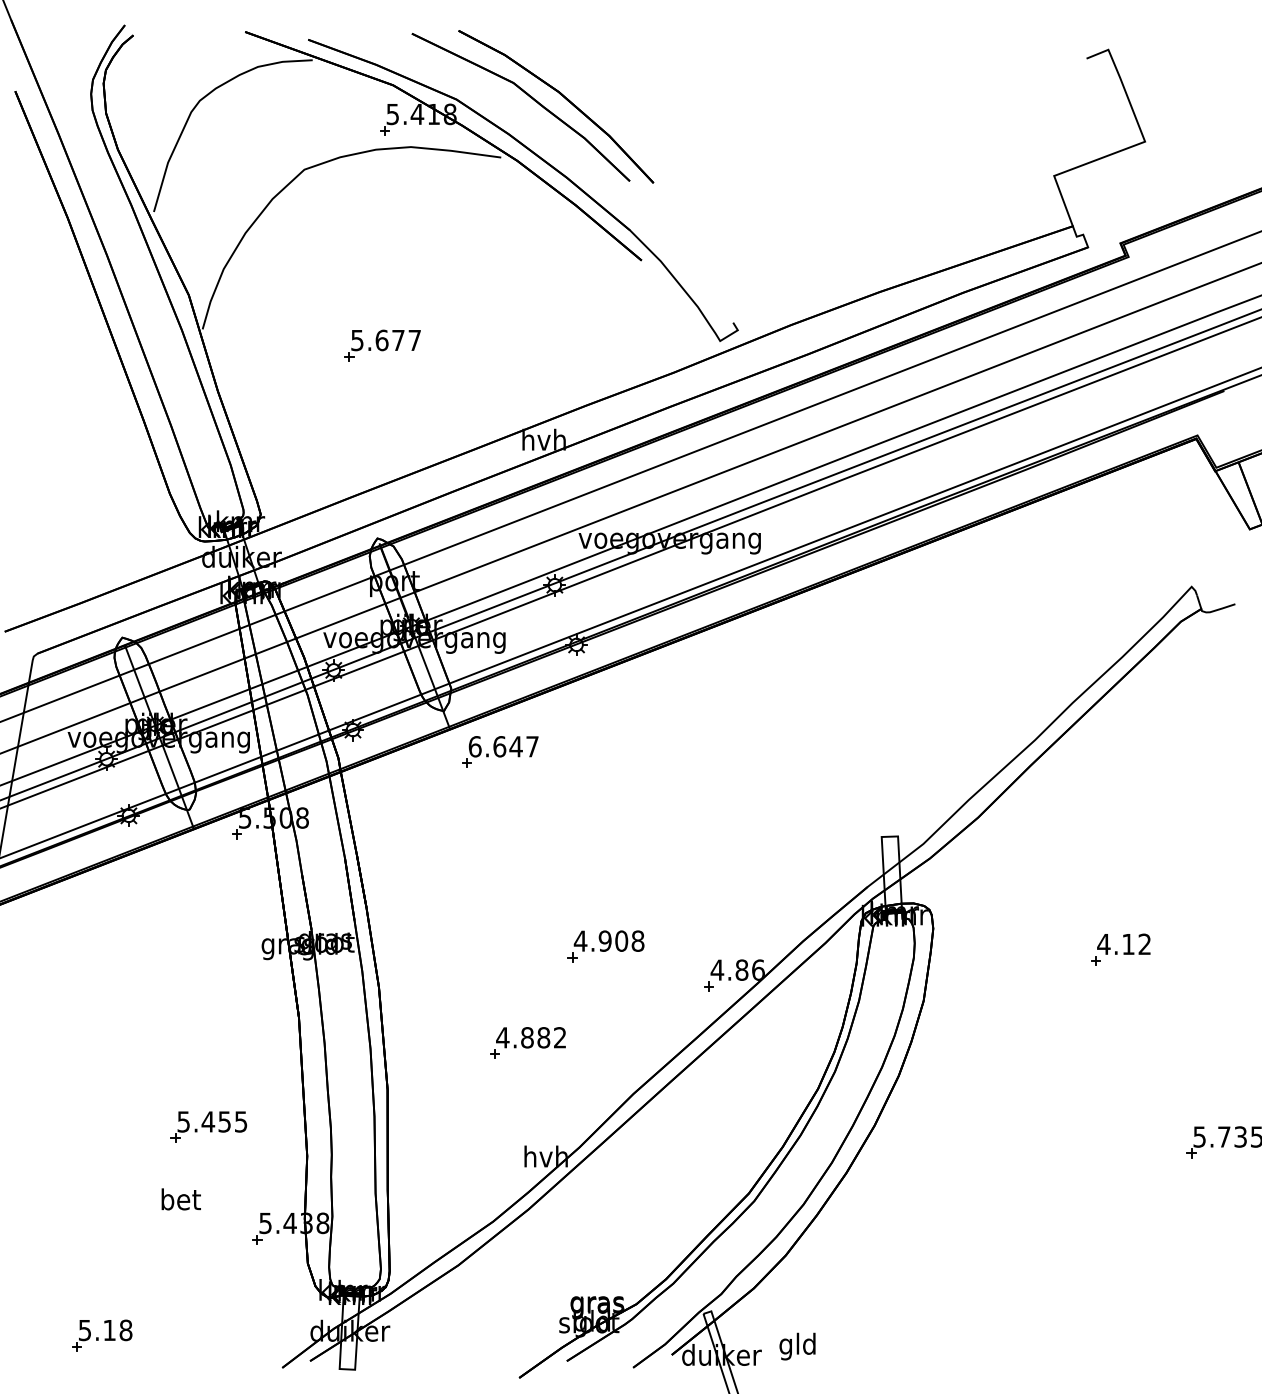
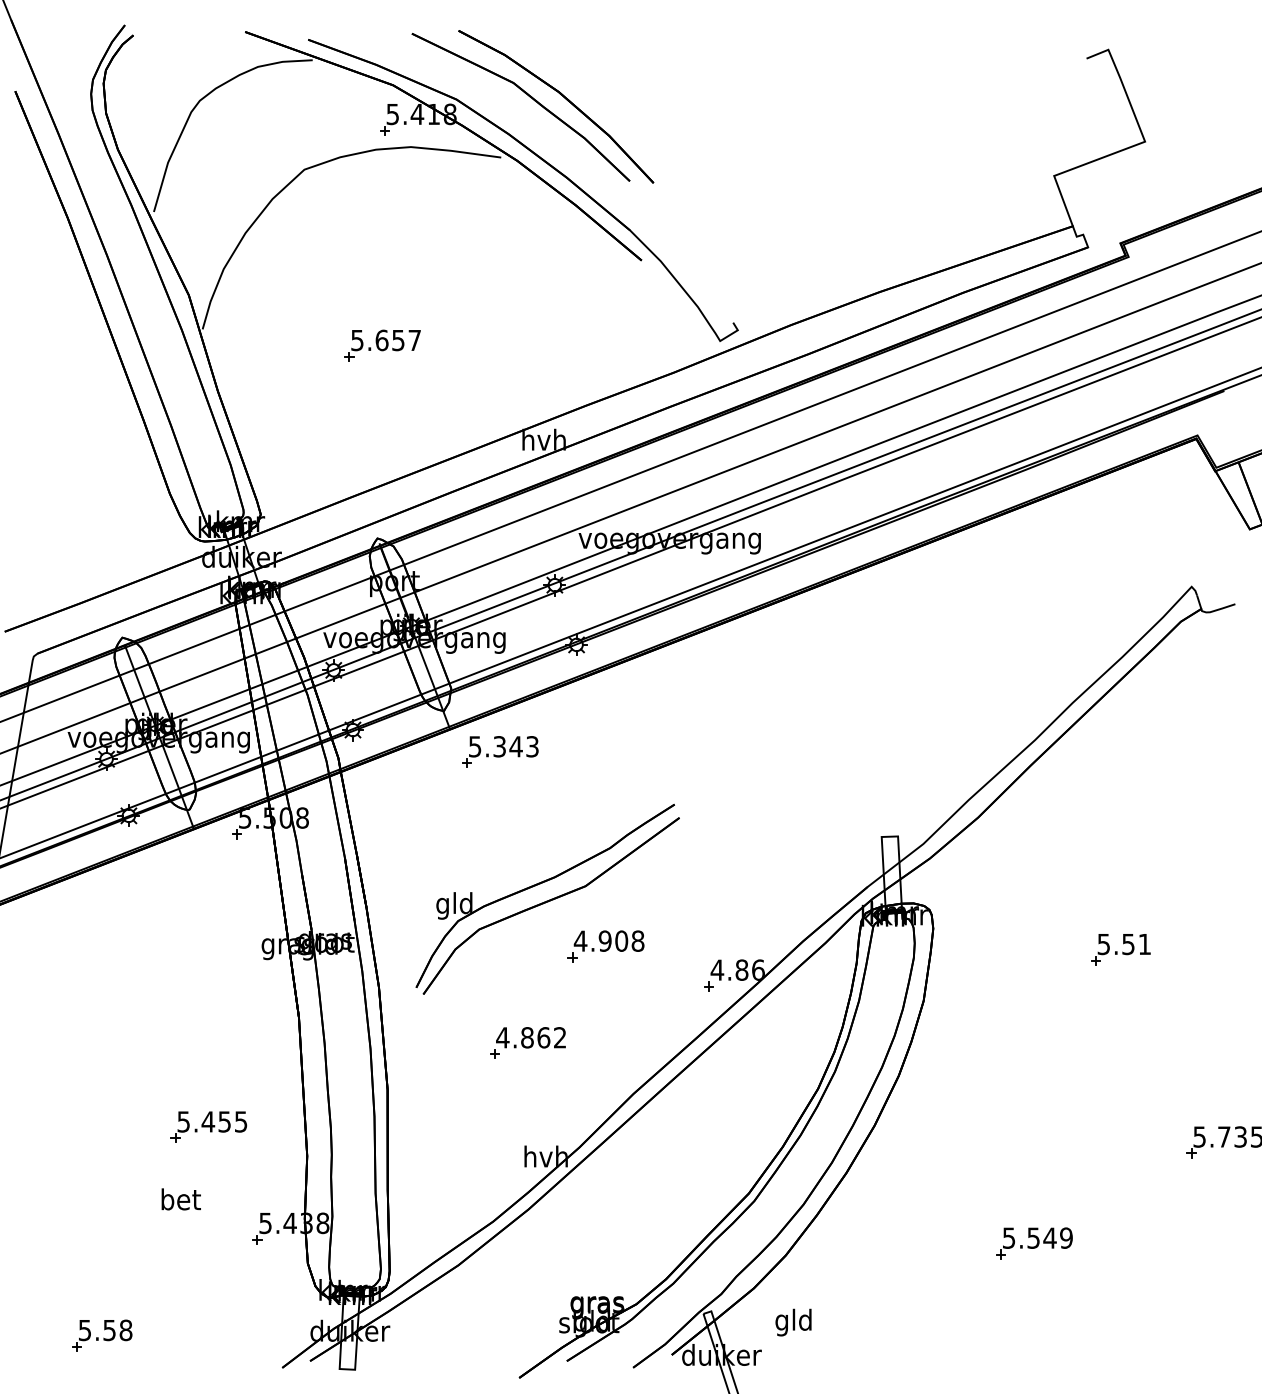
text: 5.677 -> 5.657 (398, 340)
text: 6.647 -> 5.343 (503, 746)
part: none -> present (547, 898)
text: 4.12 -> 5.51 (1123, 944)
text: 4.882 -> 4.862 (543, 1037)
part: none -> present (1034, 1243)
text: 5.18 -> 5.58 (109, 1330)
text position: (797, 1346) -> (793, 1322) (793, 1322)
